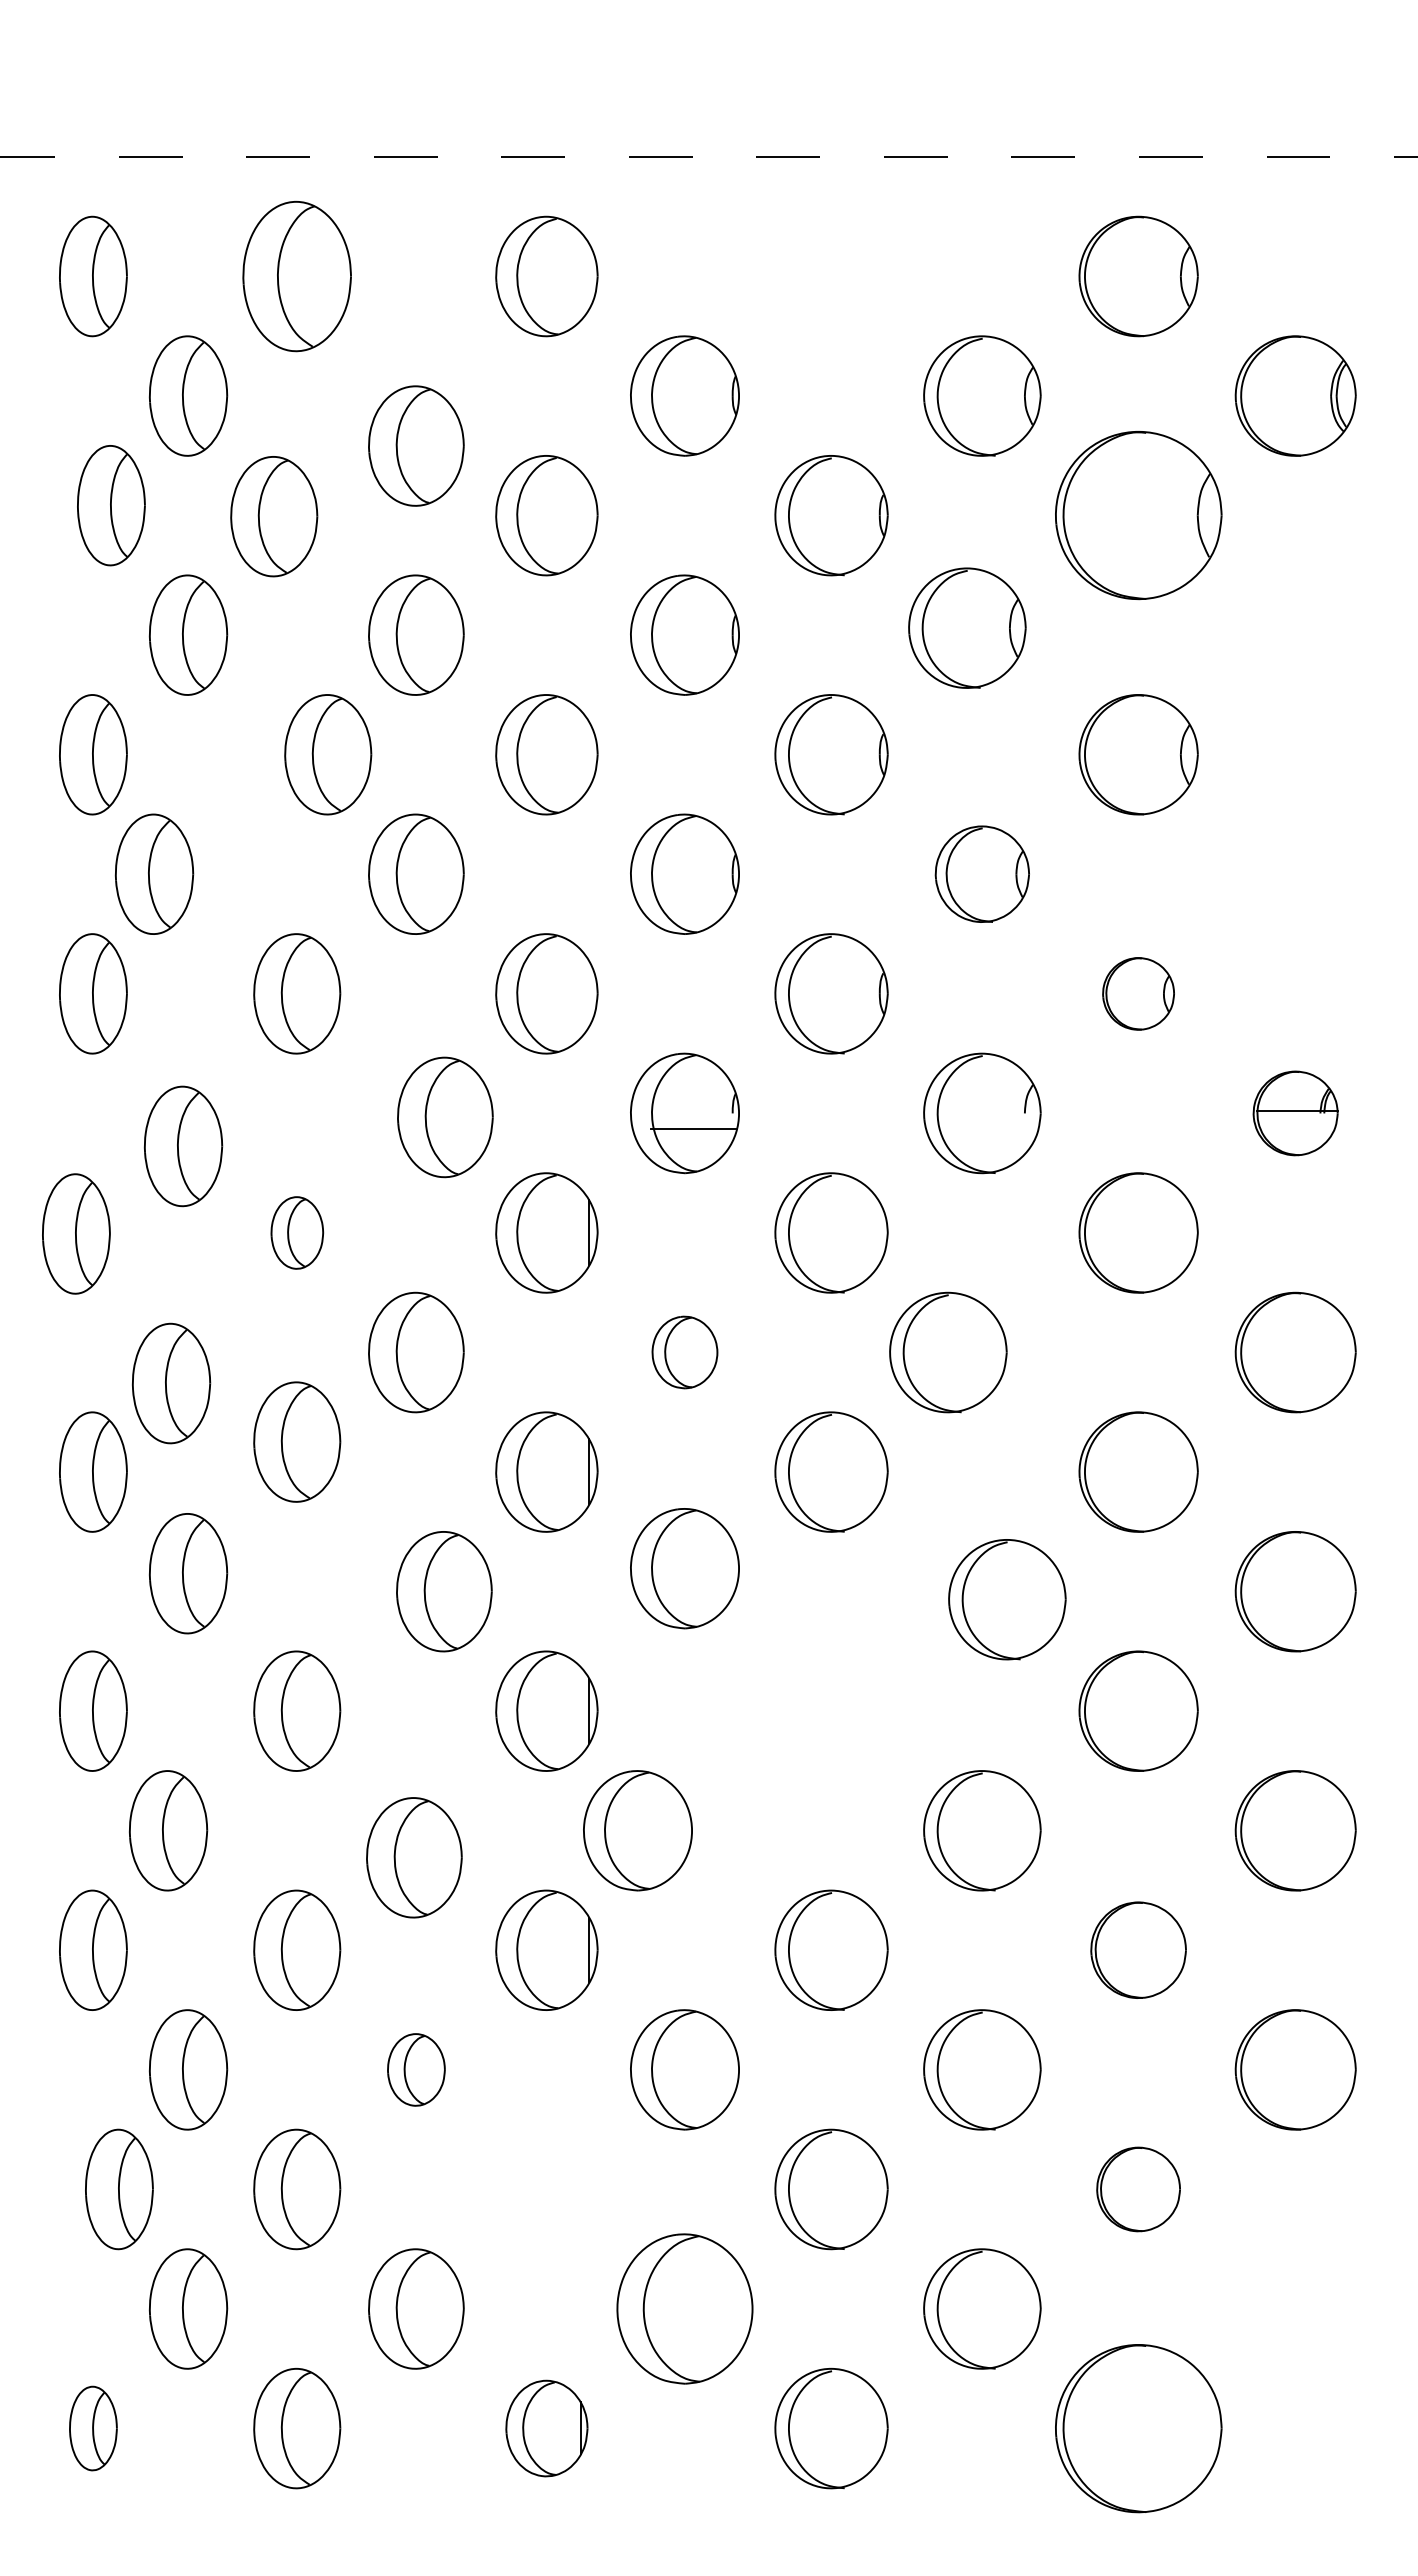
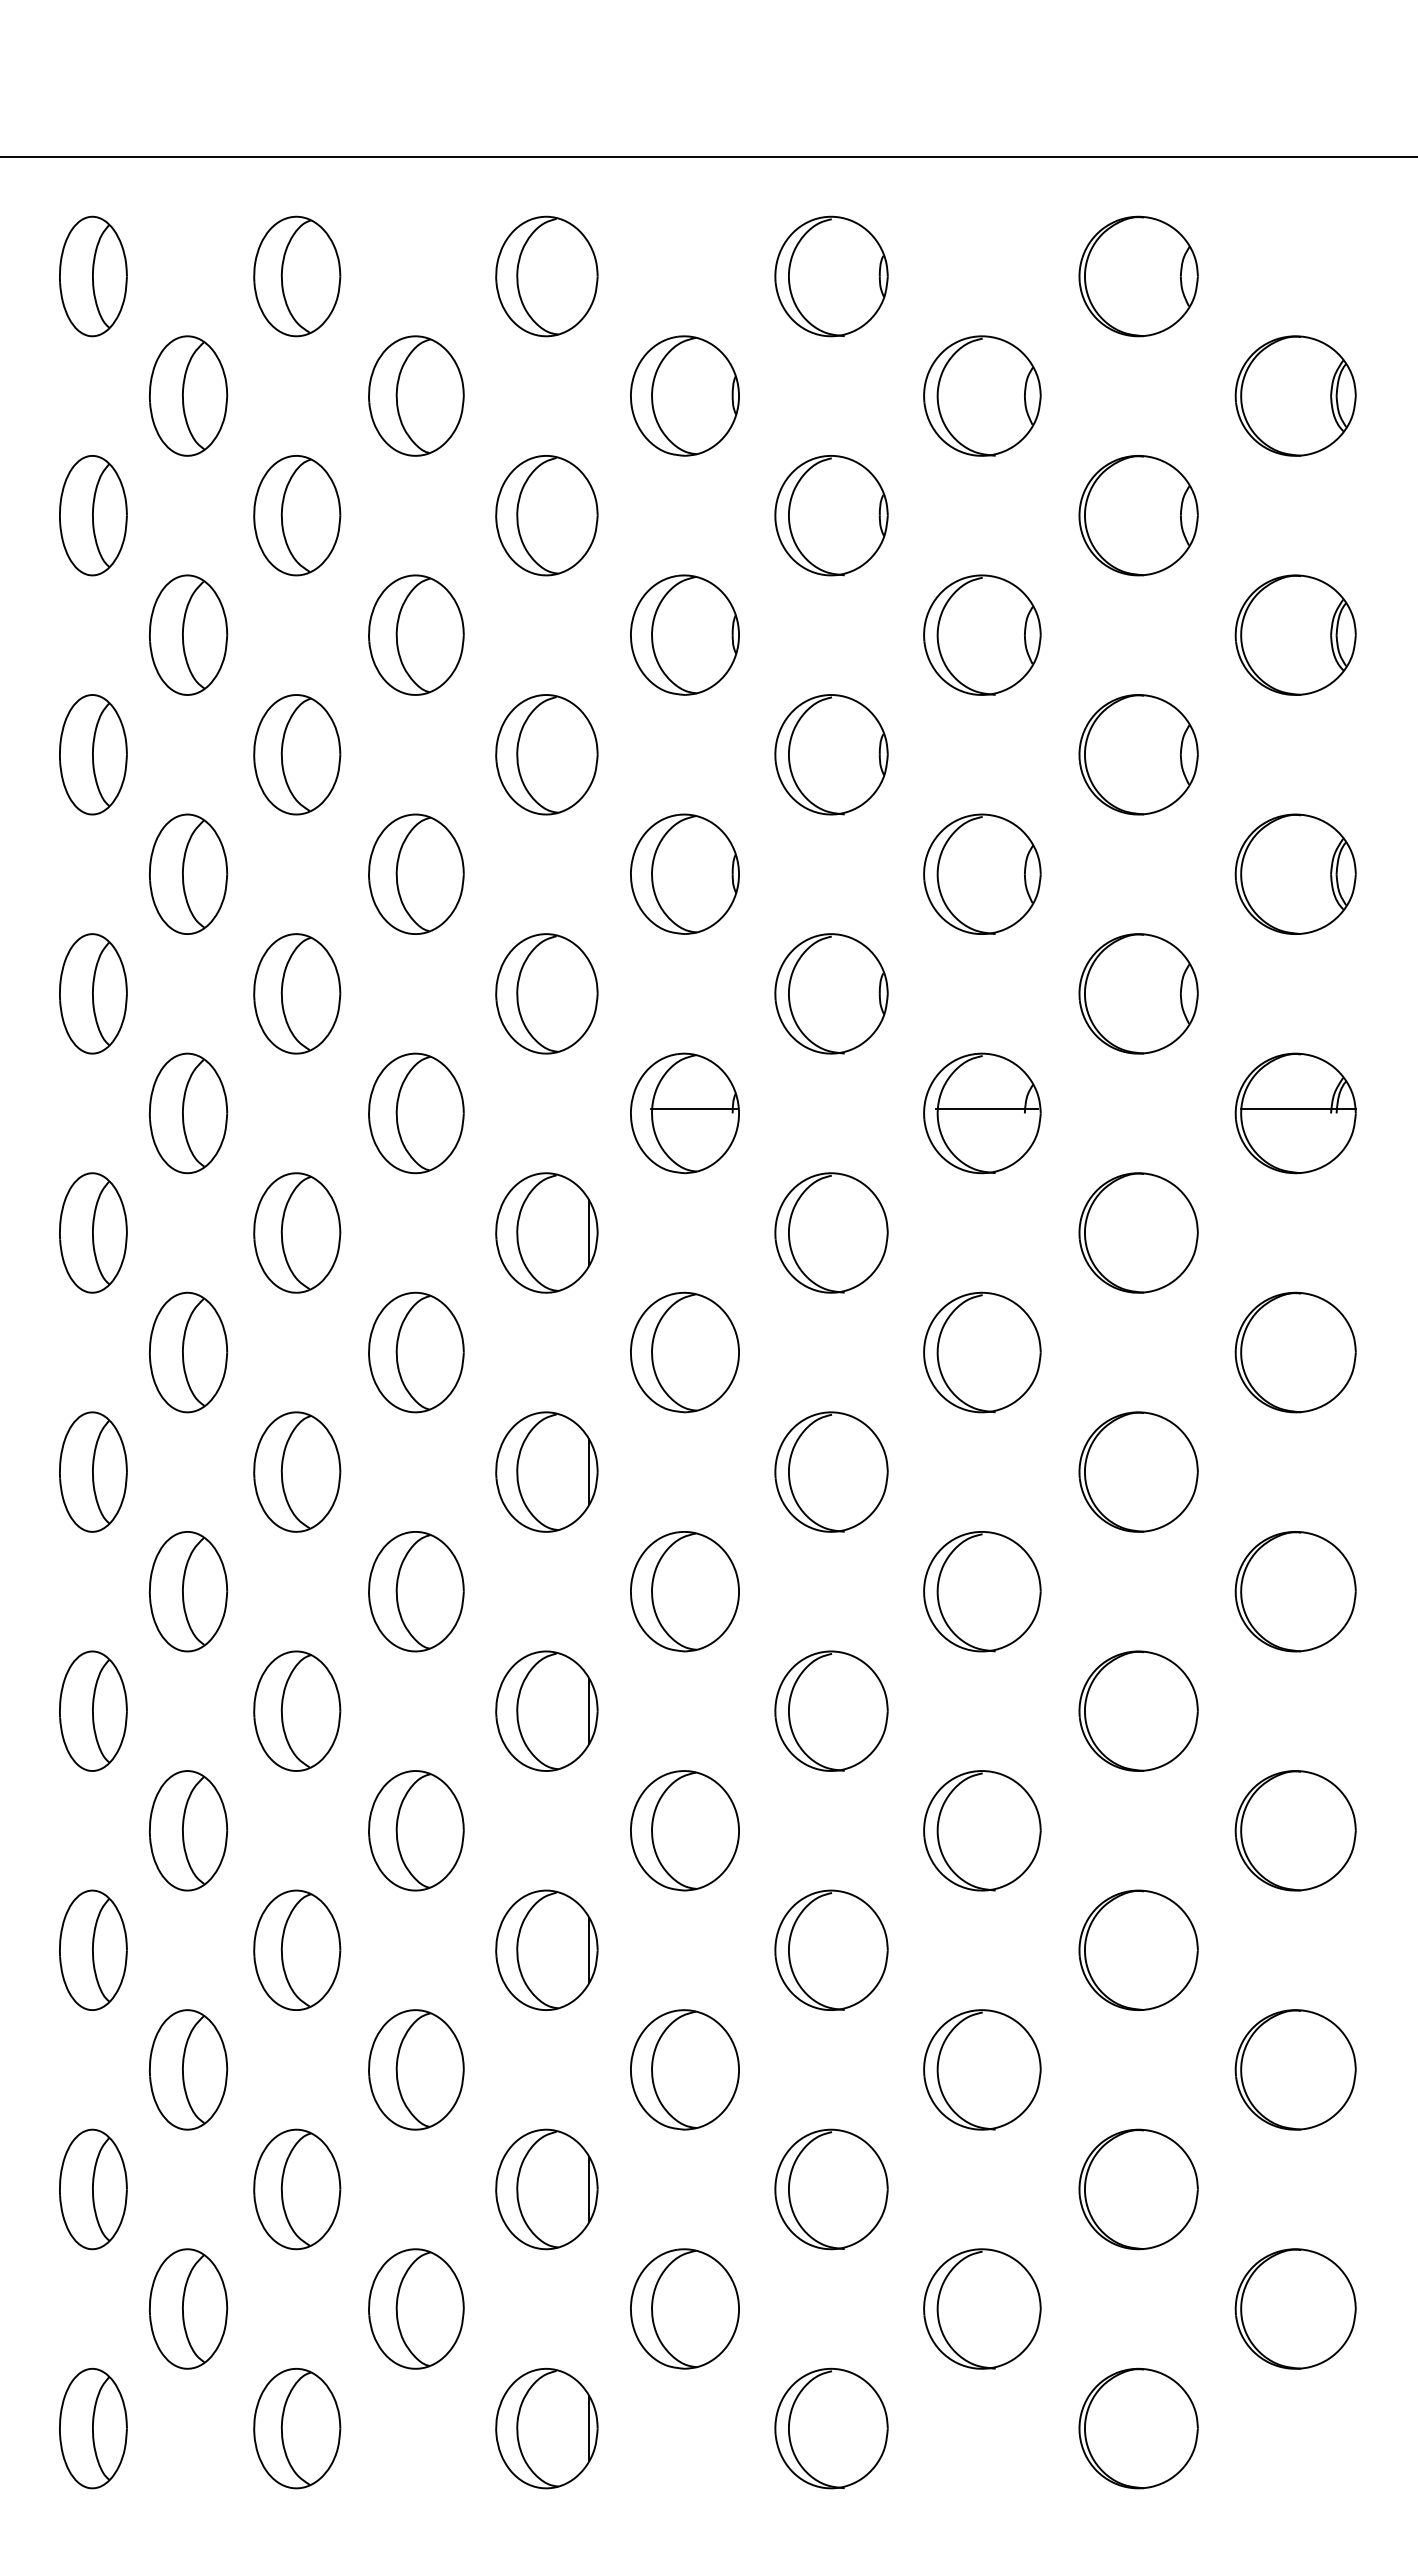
line: dashed -> solid (708, 156)
part size: 110x152 px -> 89x123 px (297, 276)
part: none -> present (831, 276)
part position: (416, 445) -> (416, 395) (416, 395)
part position: (111, 505) -> (93, 515) (93, 515)
part size: 168x170 px -> 121x122 px (1138, 515)
part position: (274, 516) -> (297, 515) (297, 515)
part position: (967, 627) -> (982, 634) (982, 634)
part: none -> present (1295, 634)
part position: (328, 754) -> (297, 754) (297, 754)
part position: (154, 873) -> (188, 873) (188, 873)
part size: 96x98 px -> 119x122 px (982, 873)
part: none -> present (1295, 873)
part size: 73x74 px -> 121x122 px (1138, 993)
line: none -> present (986, 1109)
part size: 87x87 px -> 123x123 px (1295, 1113)
part position: (445, 1117) -> (416, 1113) (416, 1113)
line position: (694, 1129) -> (694, 1109) (694, 1109)
part position: (183, 1146) -> (188, 1113) (188, 1113)
part size: 55x74 px -> 89x122 px (297, 1232)
part position: (76, 1233) -> (93, 1232) (93, 1232)
part size: 68x75 px -> 110x123 px (684, 1352)
part position: (948, 1352) -> (982, 1352) (982, 1352)
part position: (171, 1383) -> (188, 1352) (188, 1352)
part position: (297, 1441) -> (297, 1471) (297, 1471)
part position: (684, 1568) -> (684, 1591) (684, 1591)
part position: (188, 1573) -> (188, 1591) (188, 1591)
part position: (444, 1591) -> (416, 1591) (416, 1591)
part position: (1007, 1599) -> (982, 1591) (982, 1591)
part: none -> present (831, 1710)
part position: (168, 1830) -> (188, 1830) (188, 1830)
part position: (637, 1830) -> (684, 1830) (684, 1830)
part position: (414, 1857) -> (416, 1830) (416, 1830)
part size: 97x98 px -> 121x122 px (1138, 1949)
part size: 59x74 px -> 97x122 px (416, 2069)
part position: (119, 2189) -> (93, 2189) (93, 2189)
part: none -> present (546, 2189)
part size: 85x87 px -> 121x123 px (1138, 2189)
part size: 138x152 px -> 110x122 px (684, 2308)
part: none -> present (1295, 2308)
part size: 49x87 px -> 69x123 px (93, 2428)
part size: 84x99 px -> 104x123 px (546, 2428)
part size: 168x170 px -> 121x123 px (1138, 2428)
